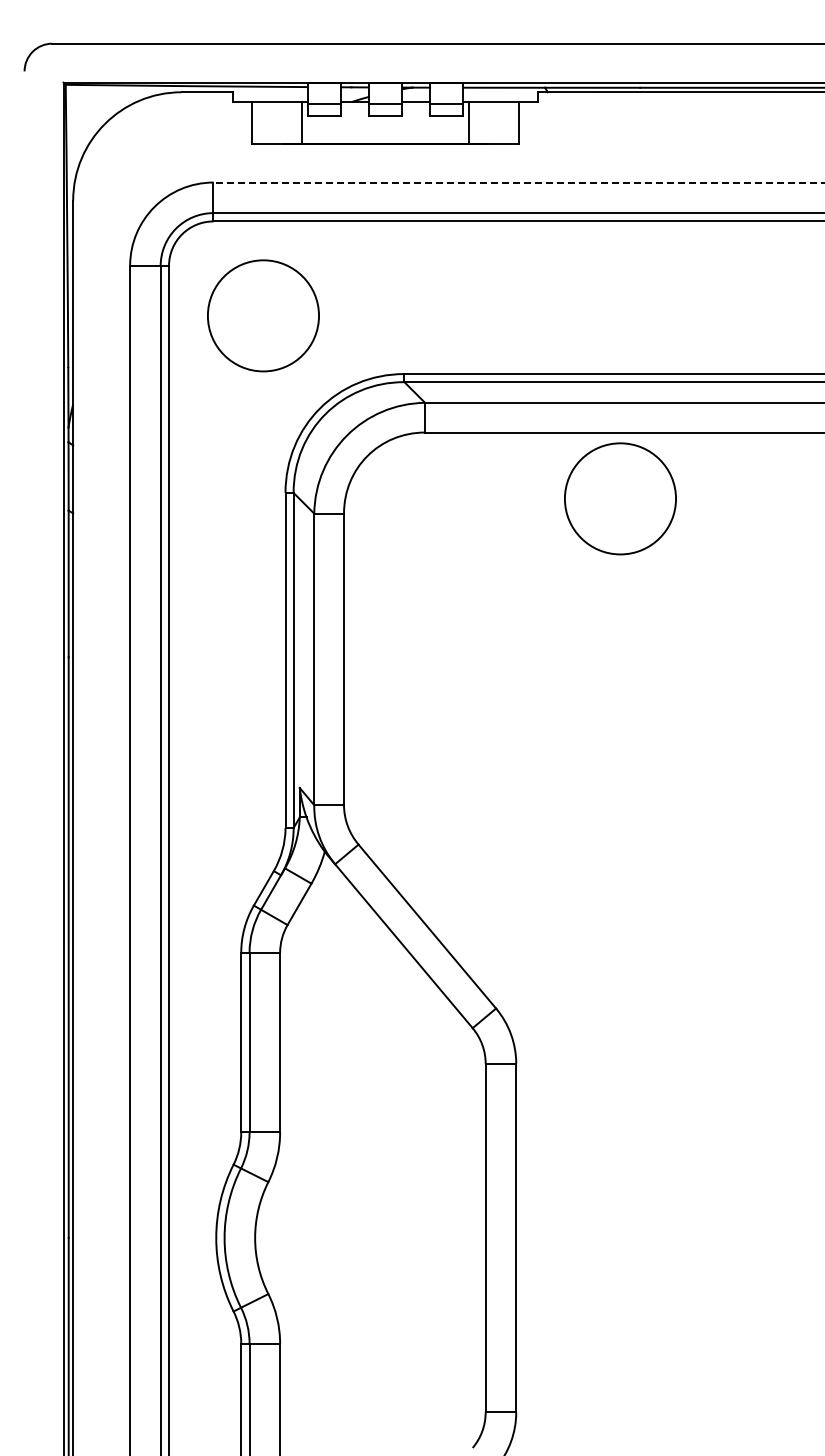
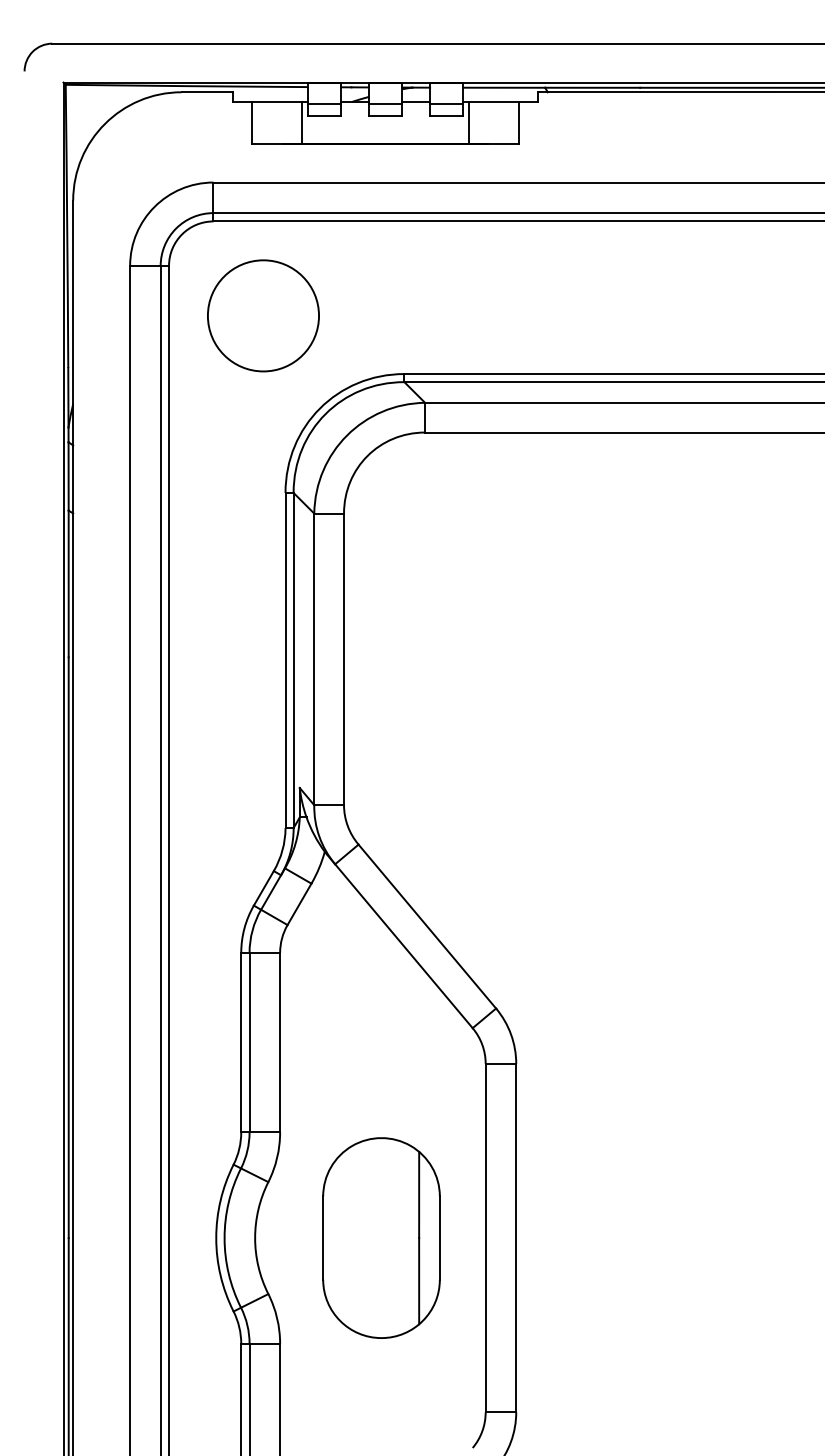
line: dashed -> solid (518, 182)
circle: present -> none (620, 498)
part: none -> present (381, 1237)
